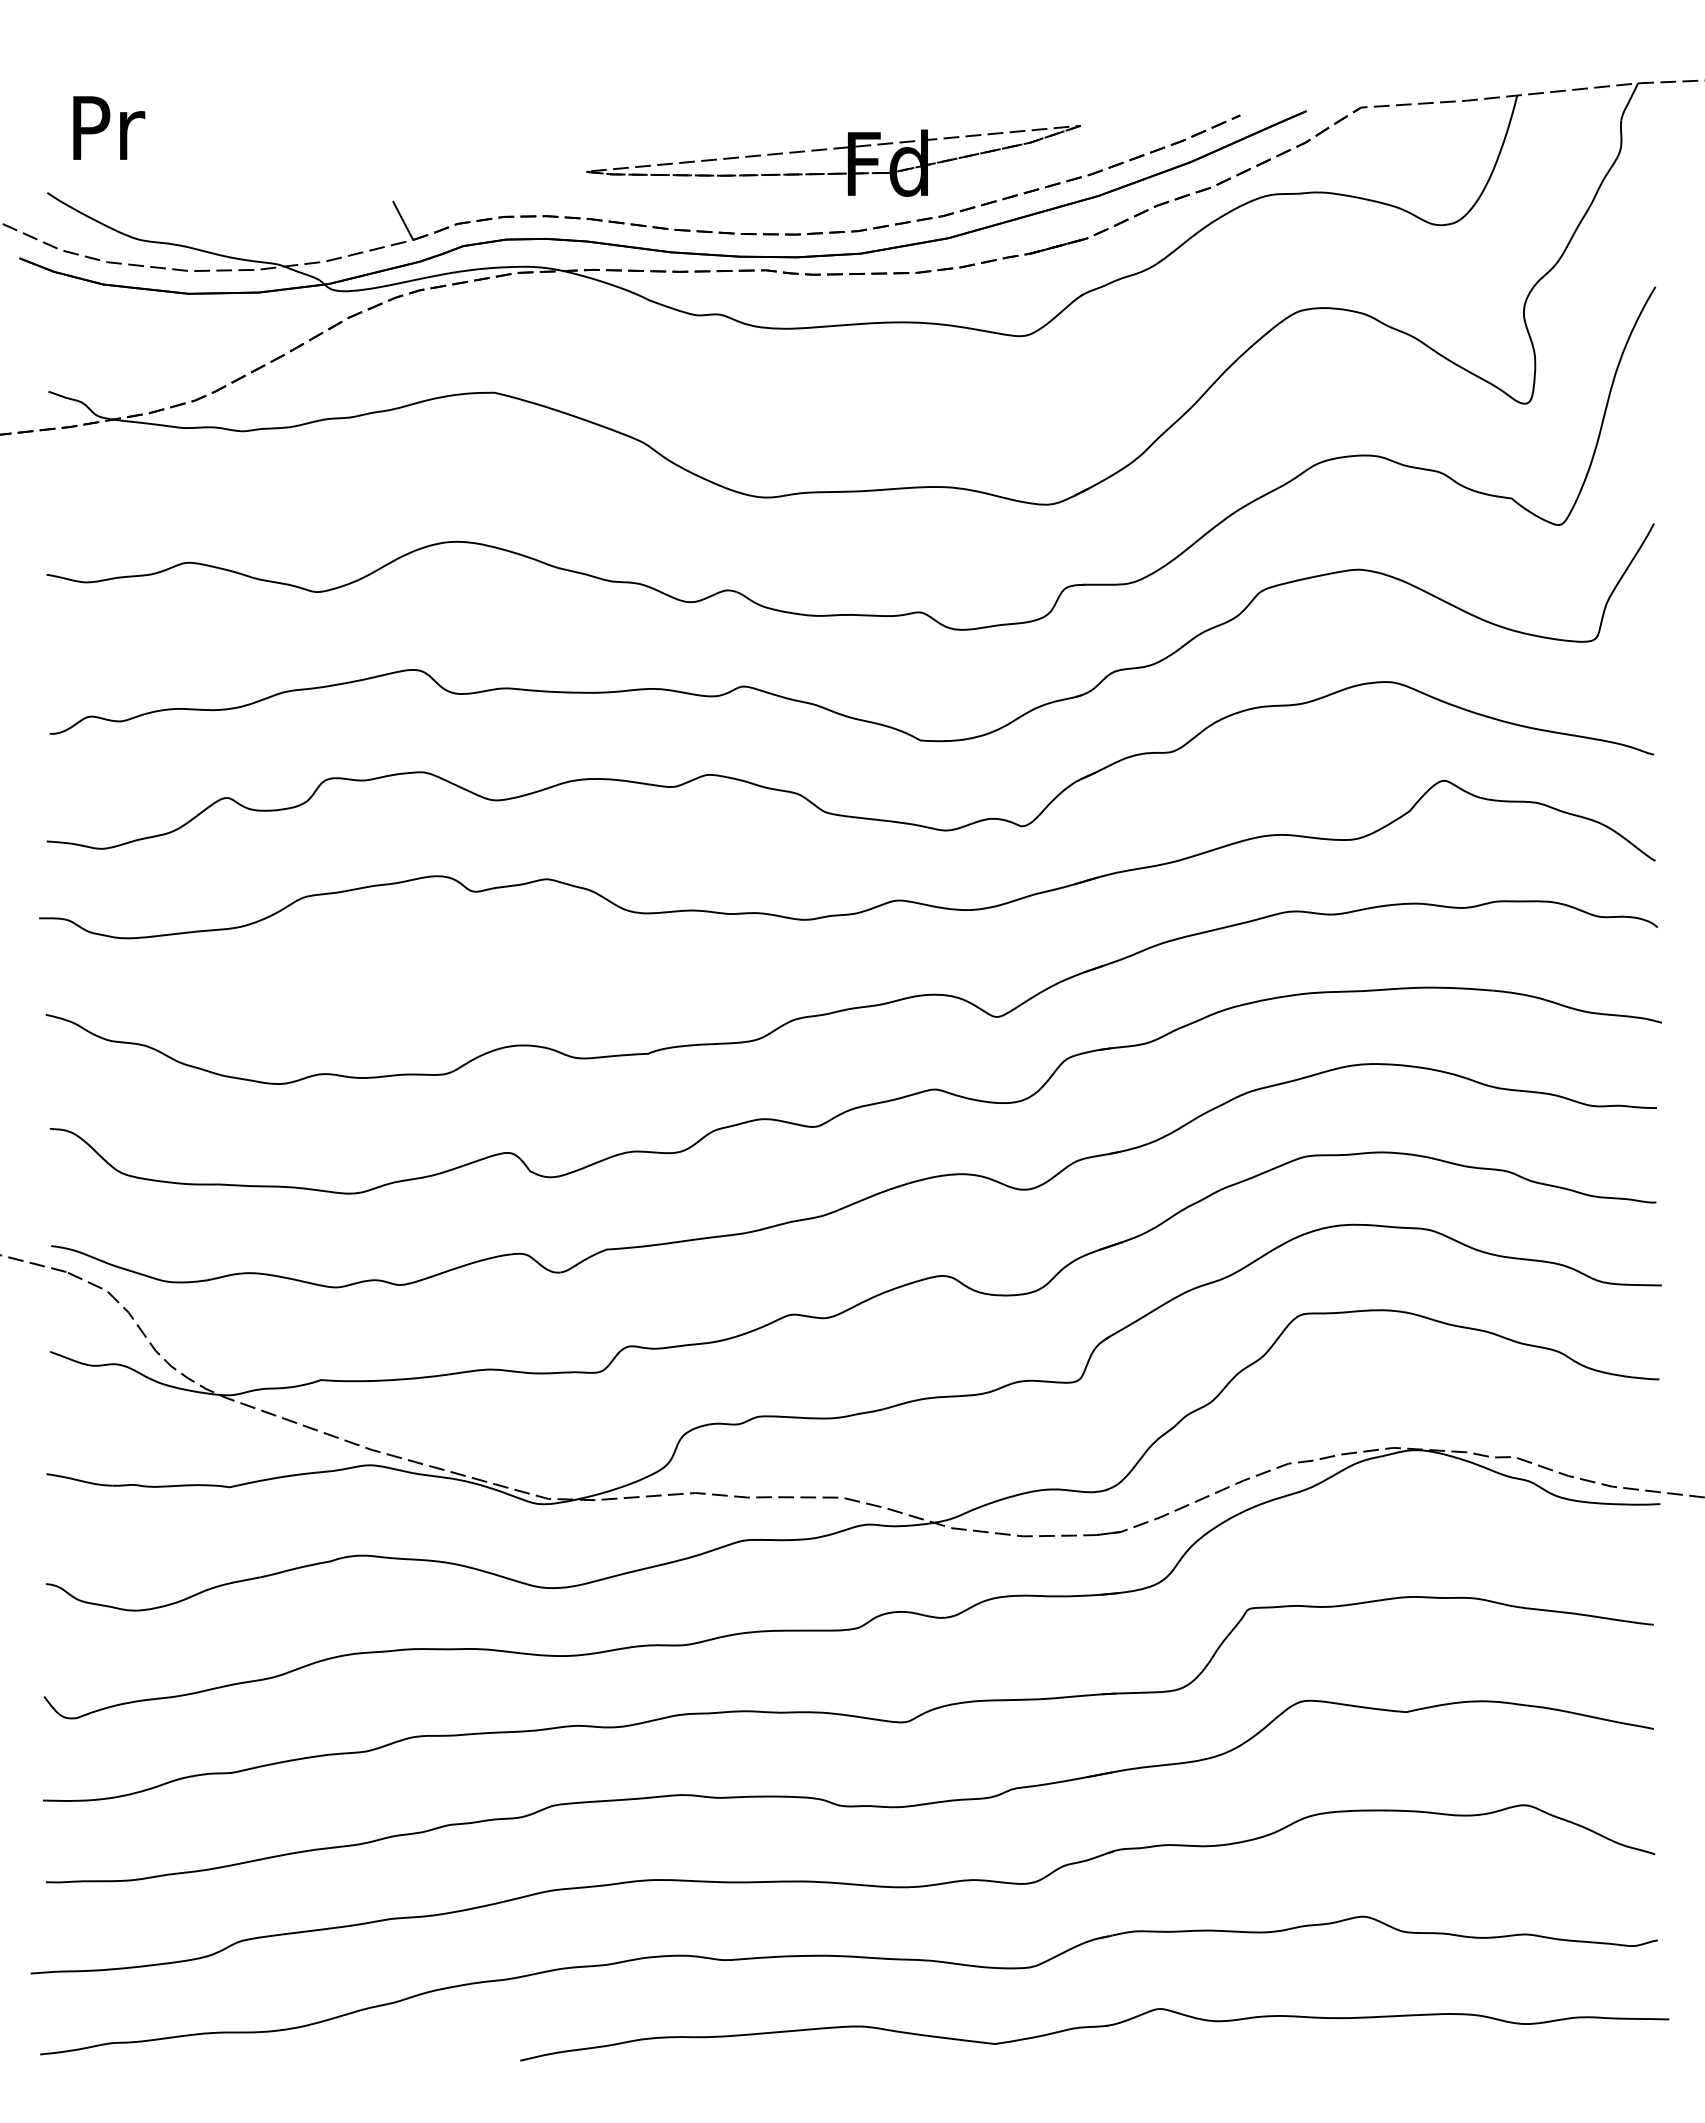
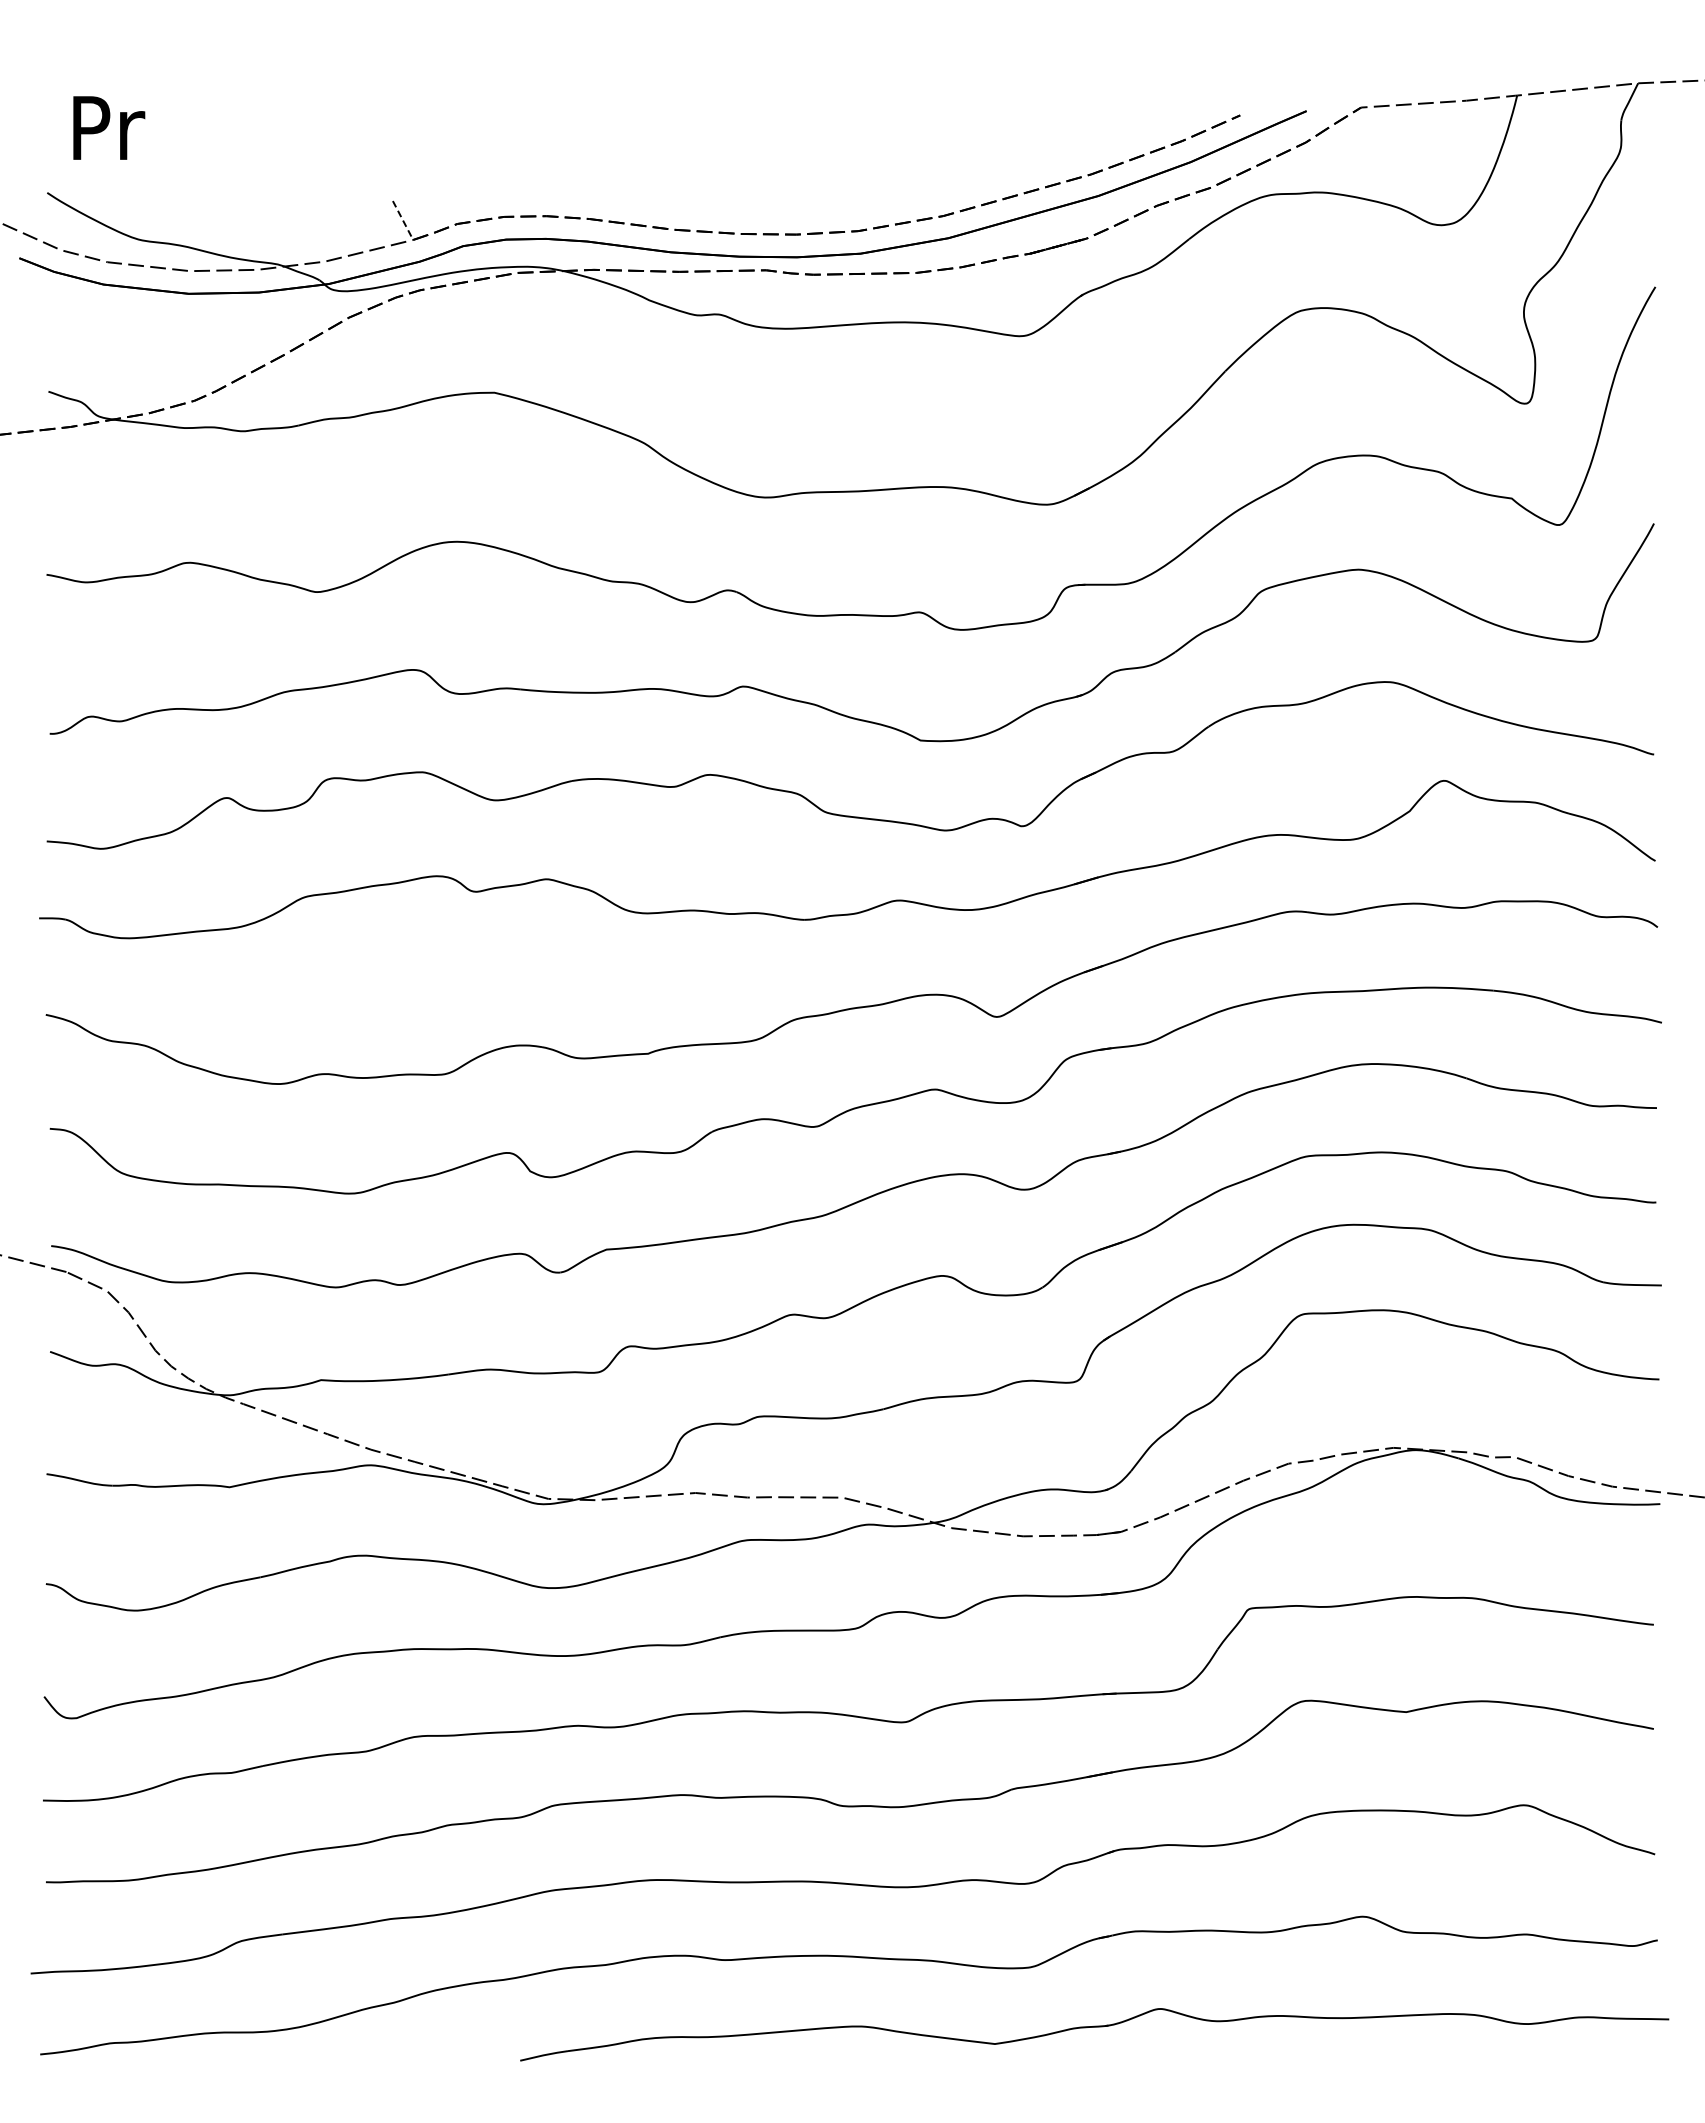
part: present -> none (833, 149)
line: solid -> dashed (403, 220)
